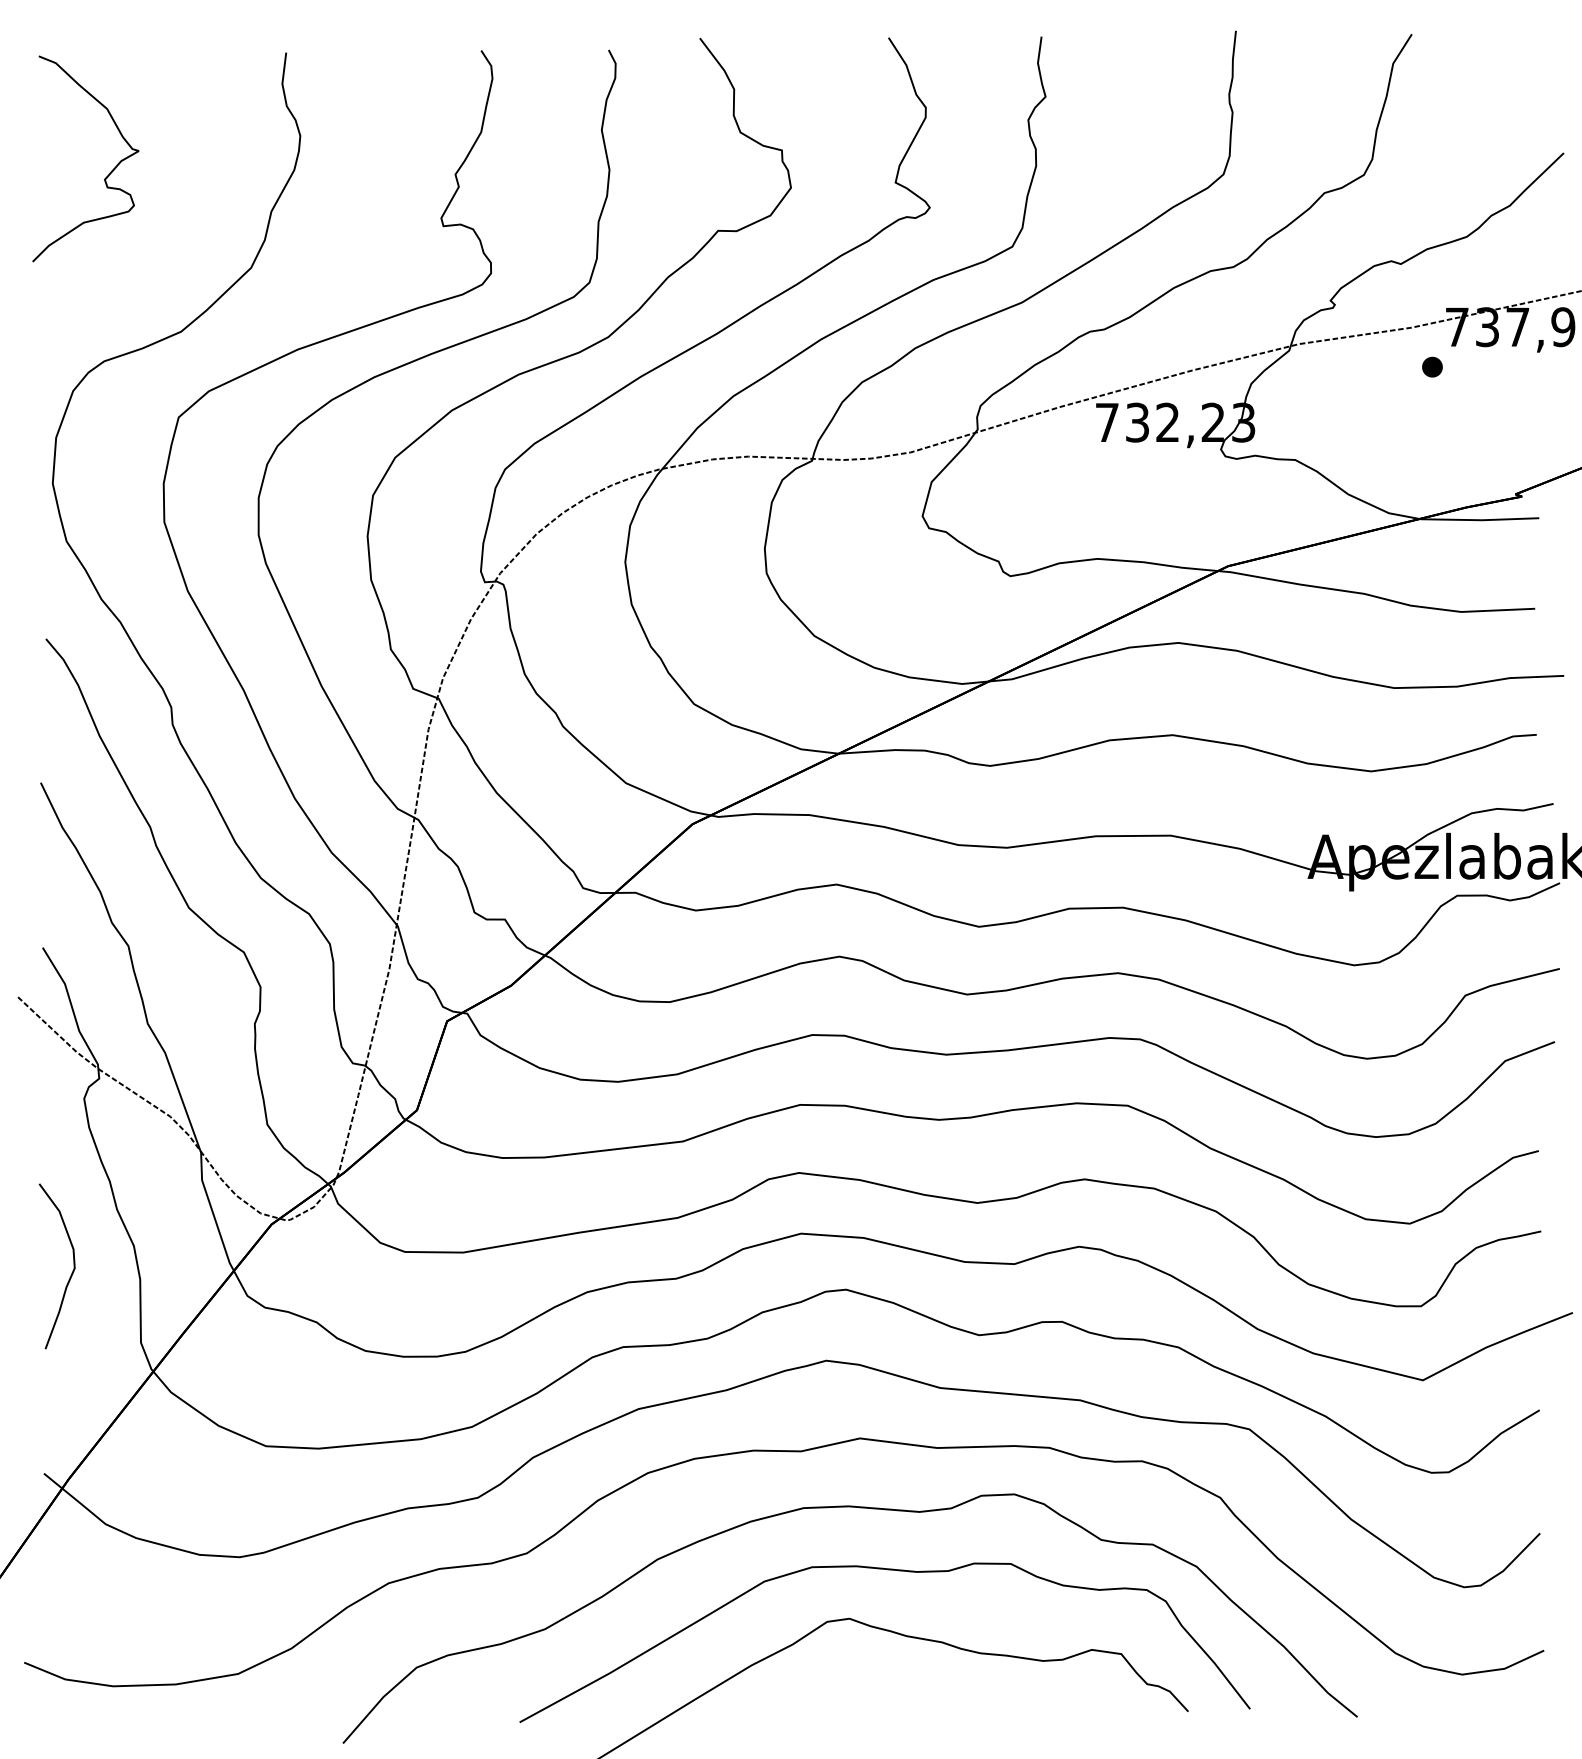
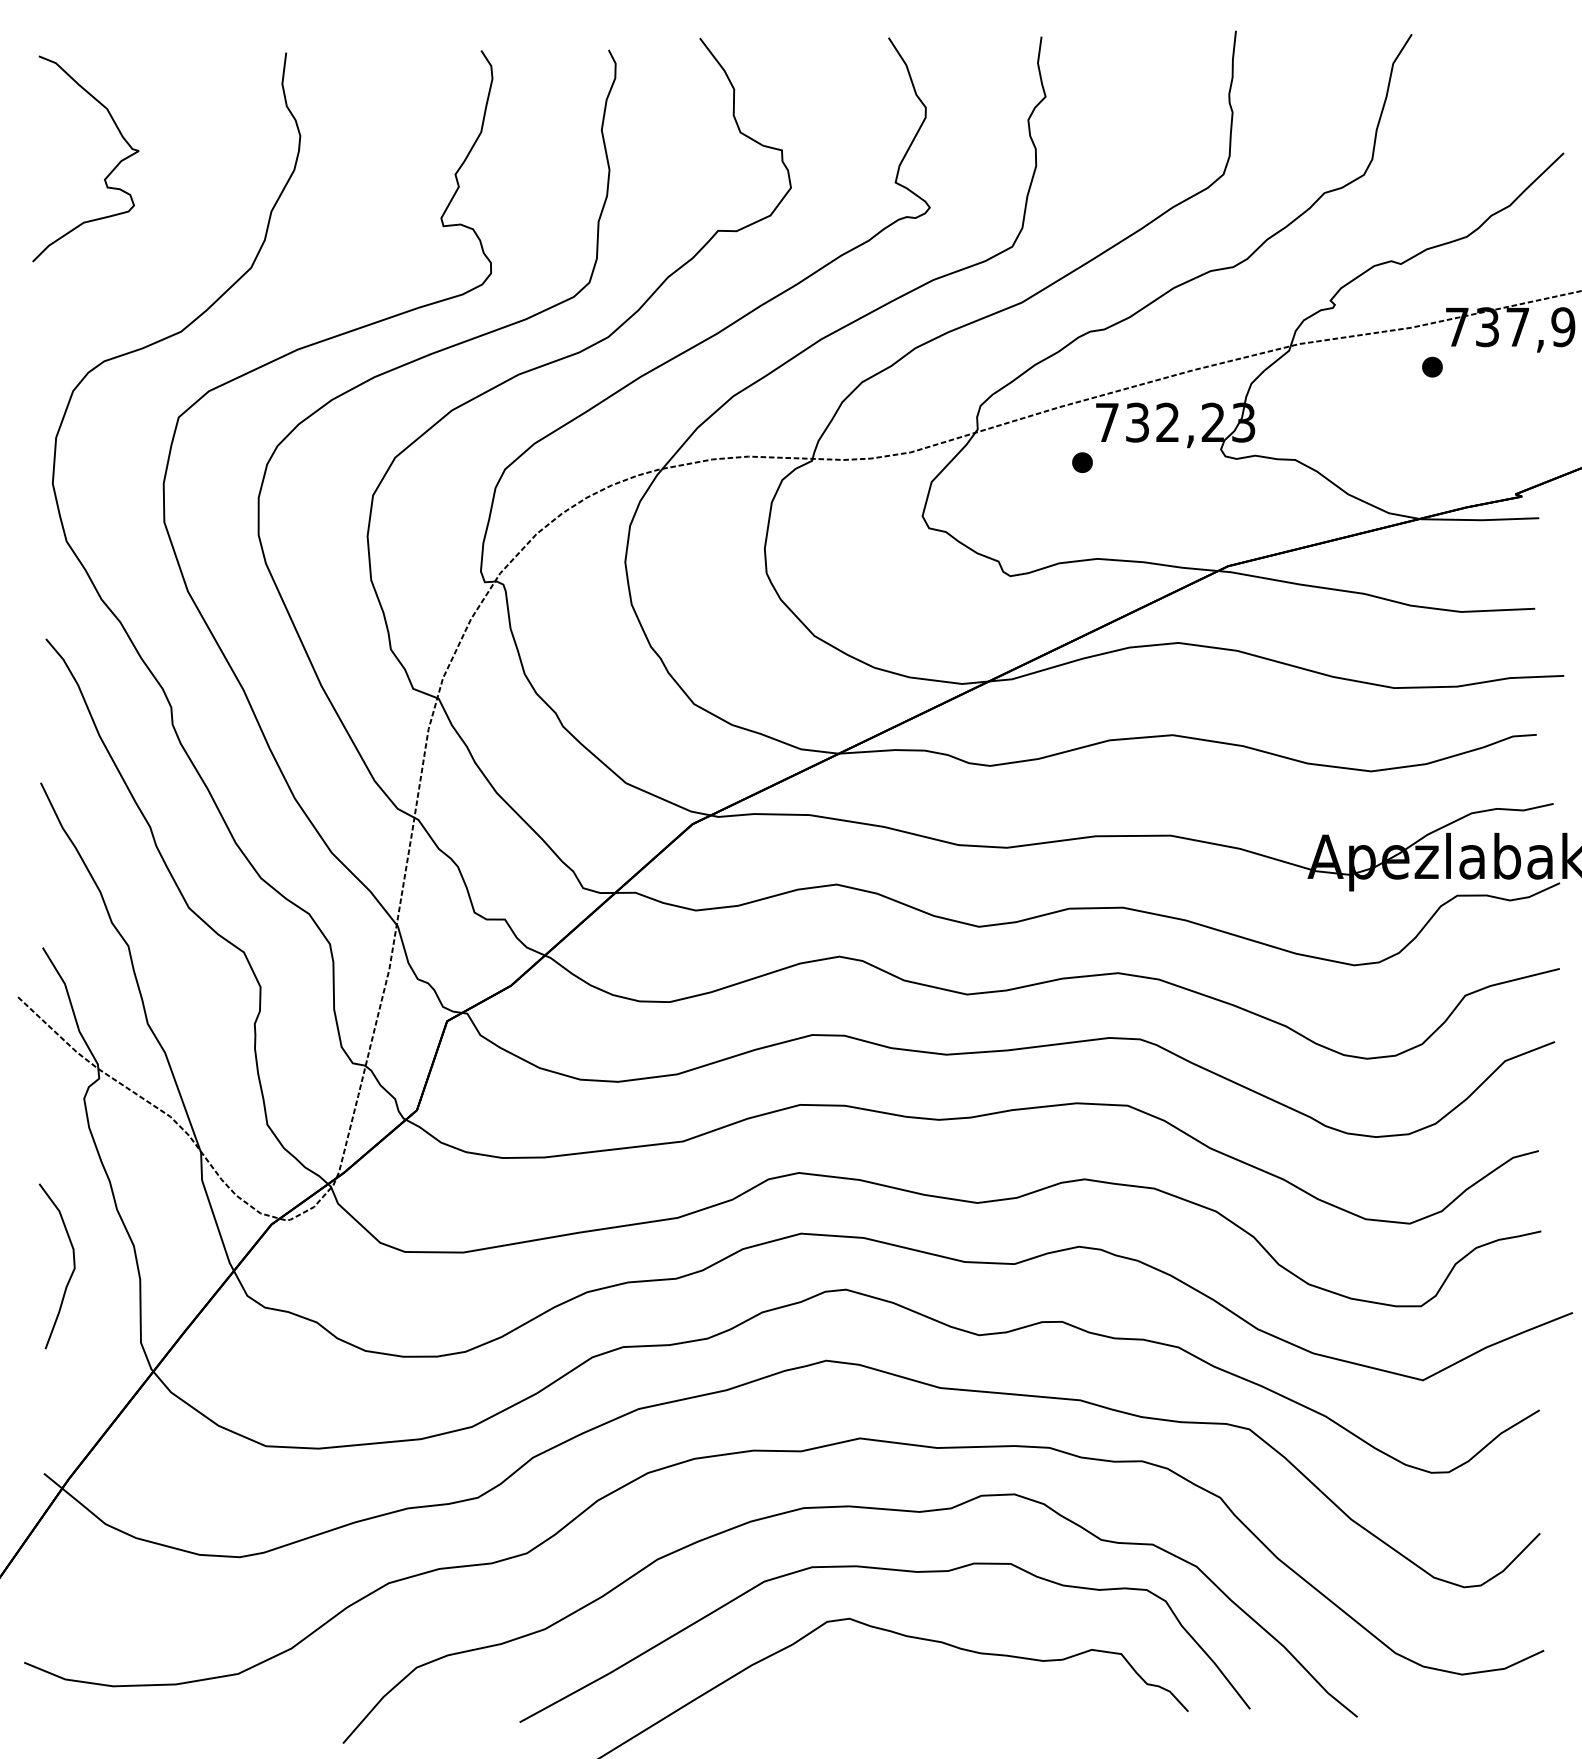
part: none -> present (1082, 462)
